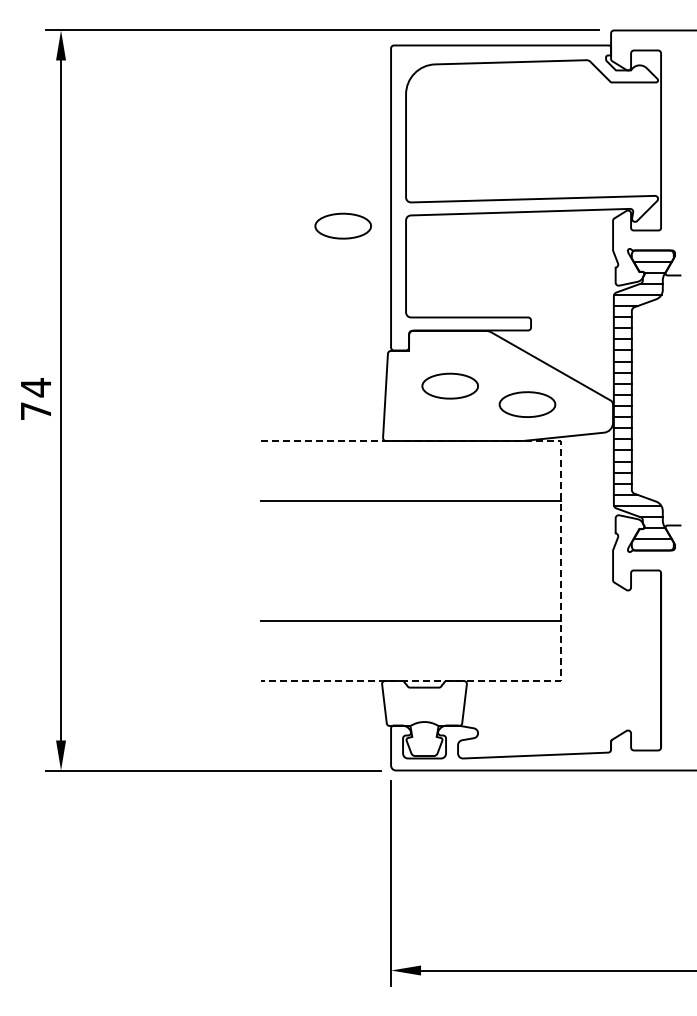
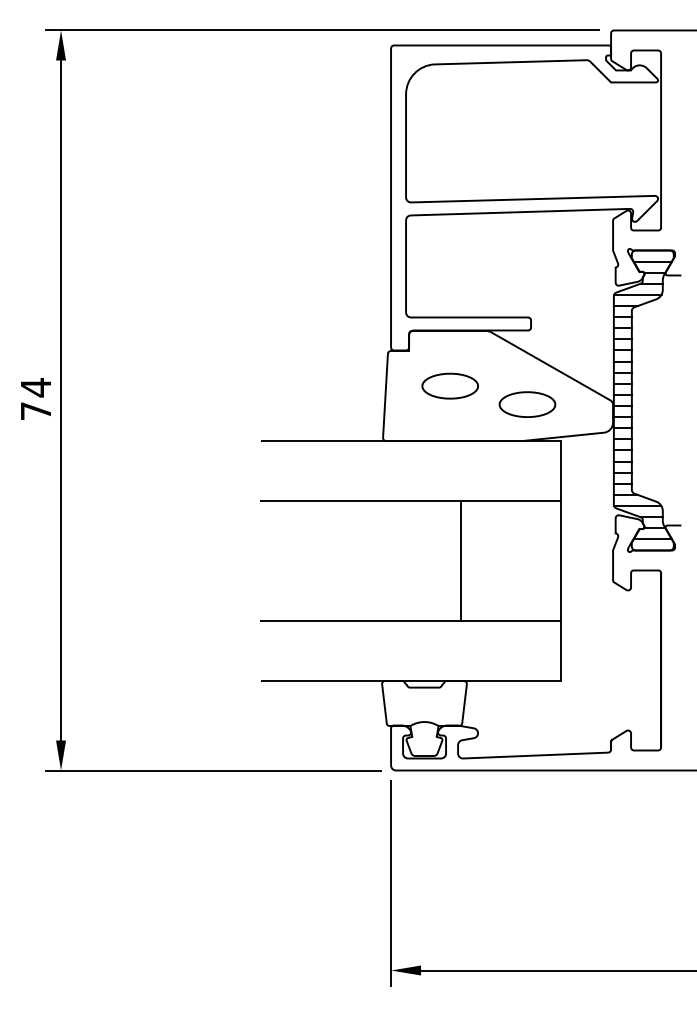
part: present -> none (342, 225)
line: none -> present (461, 560)
line: dashed -> solid (561, 561)
